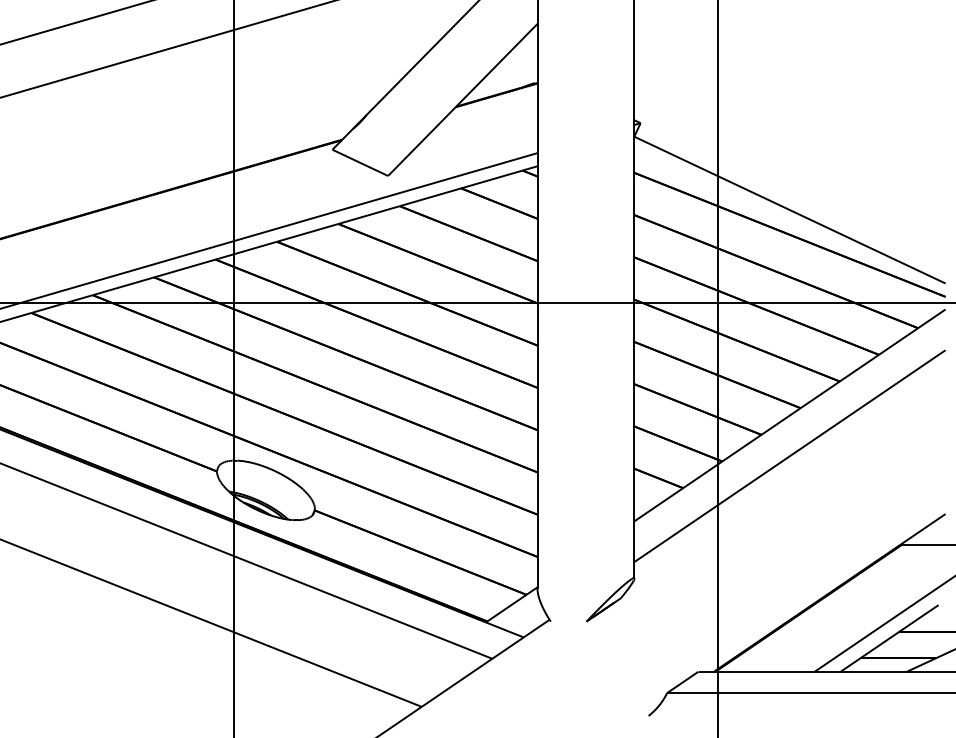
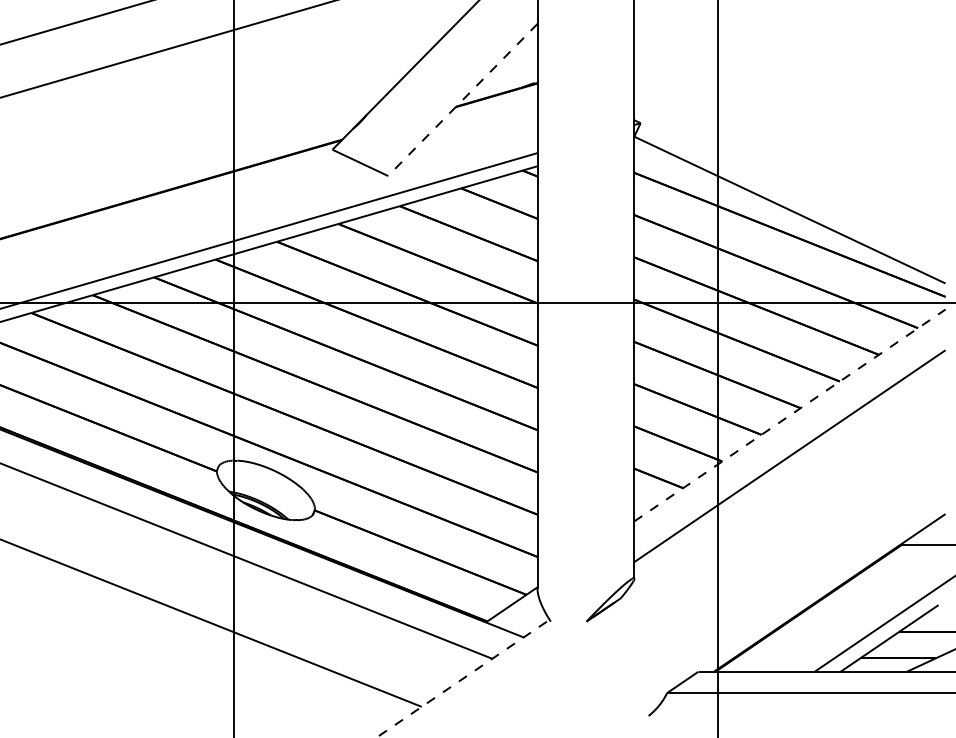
line: solid -> dashed (462, 99)
line: solid -> dashed (790, 415)
line: solid -> dashed (462, 678)
